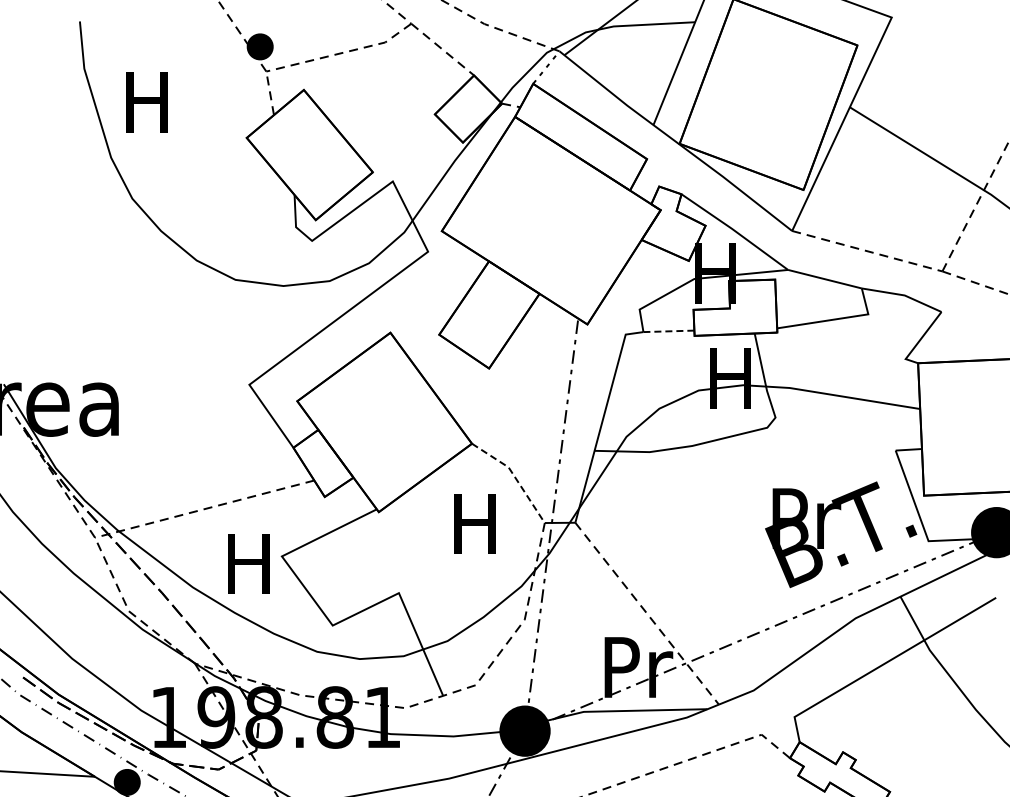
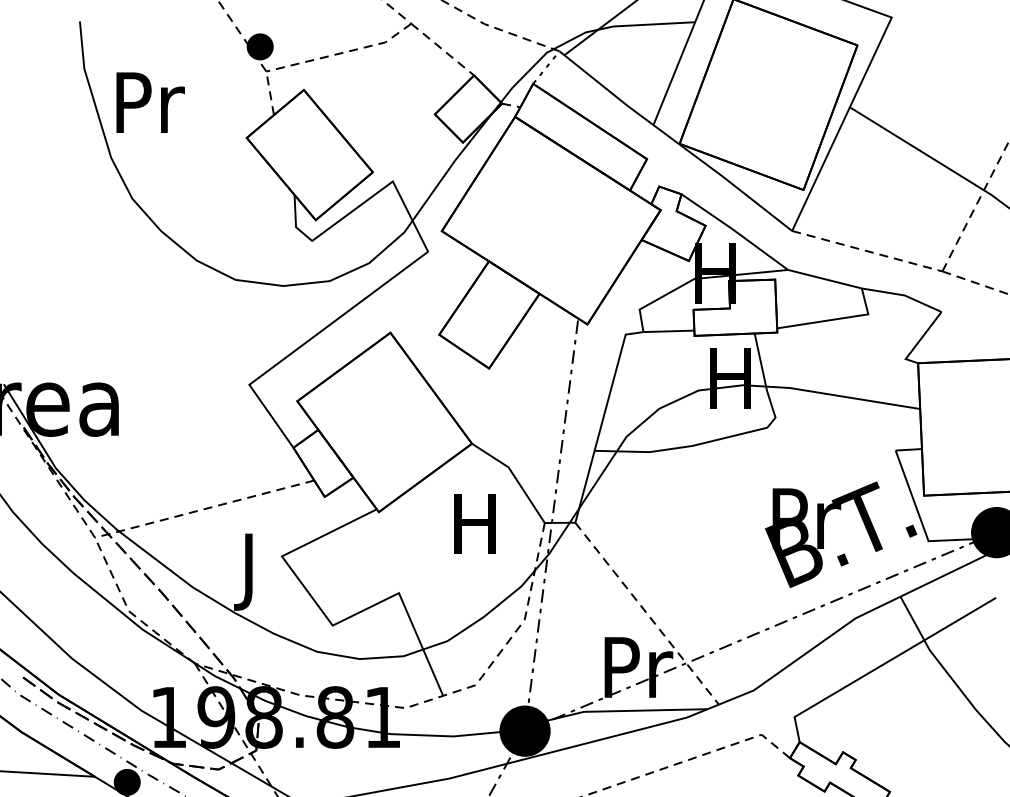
text: H -> Pr (150, 102)
line: dashed -> solid (668, 331)
line: dashed -> solid (514, 476)
text: H -> J (248, 571)
